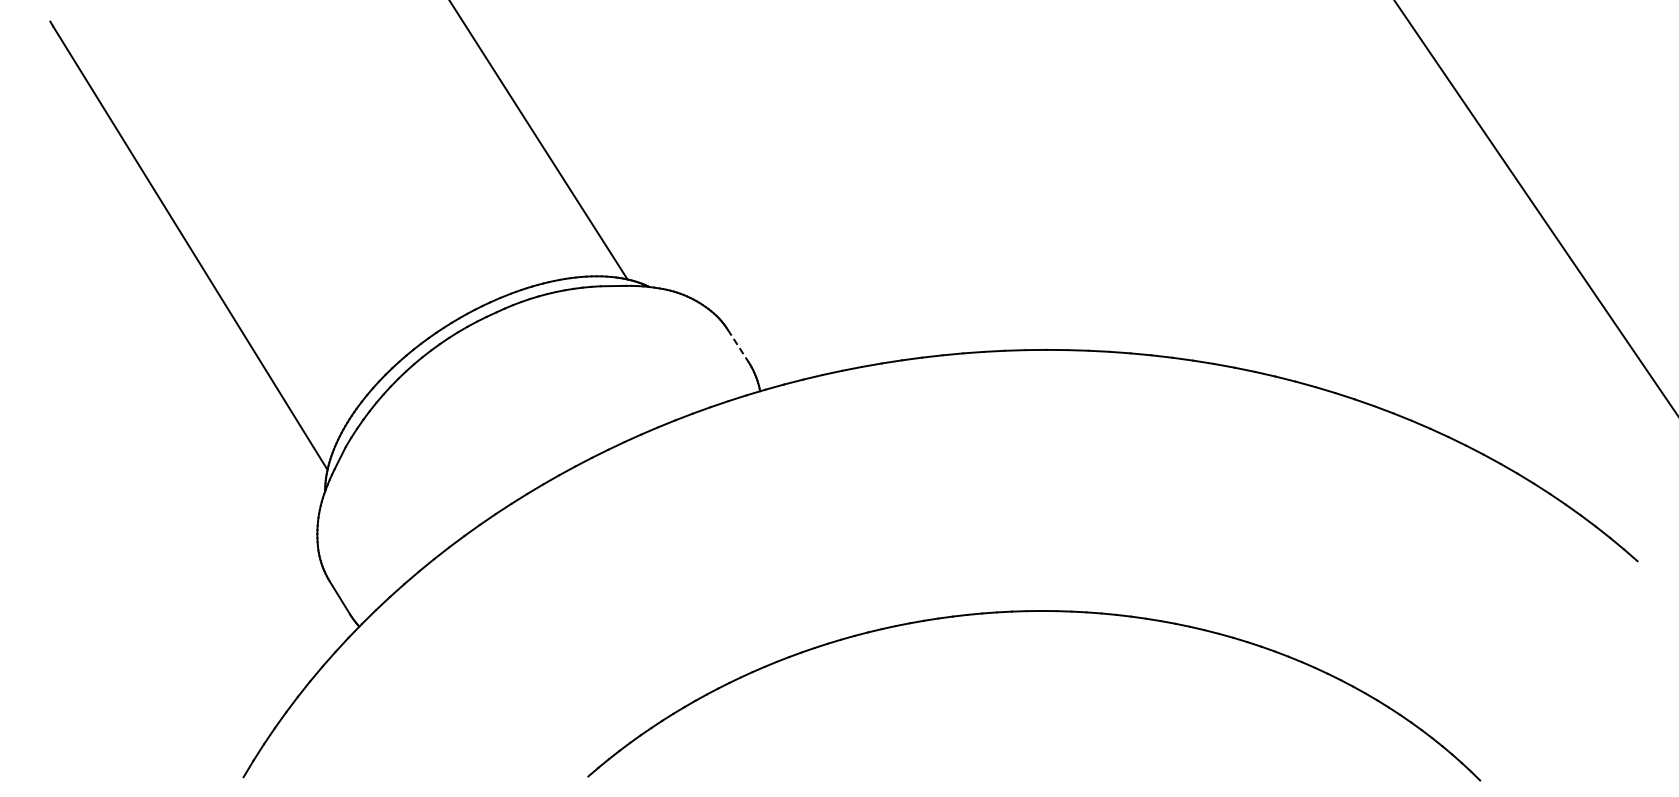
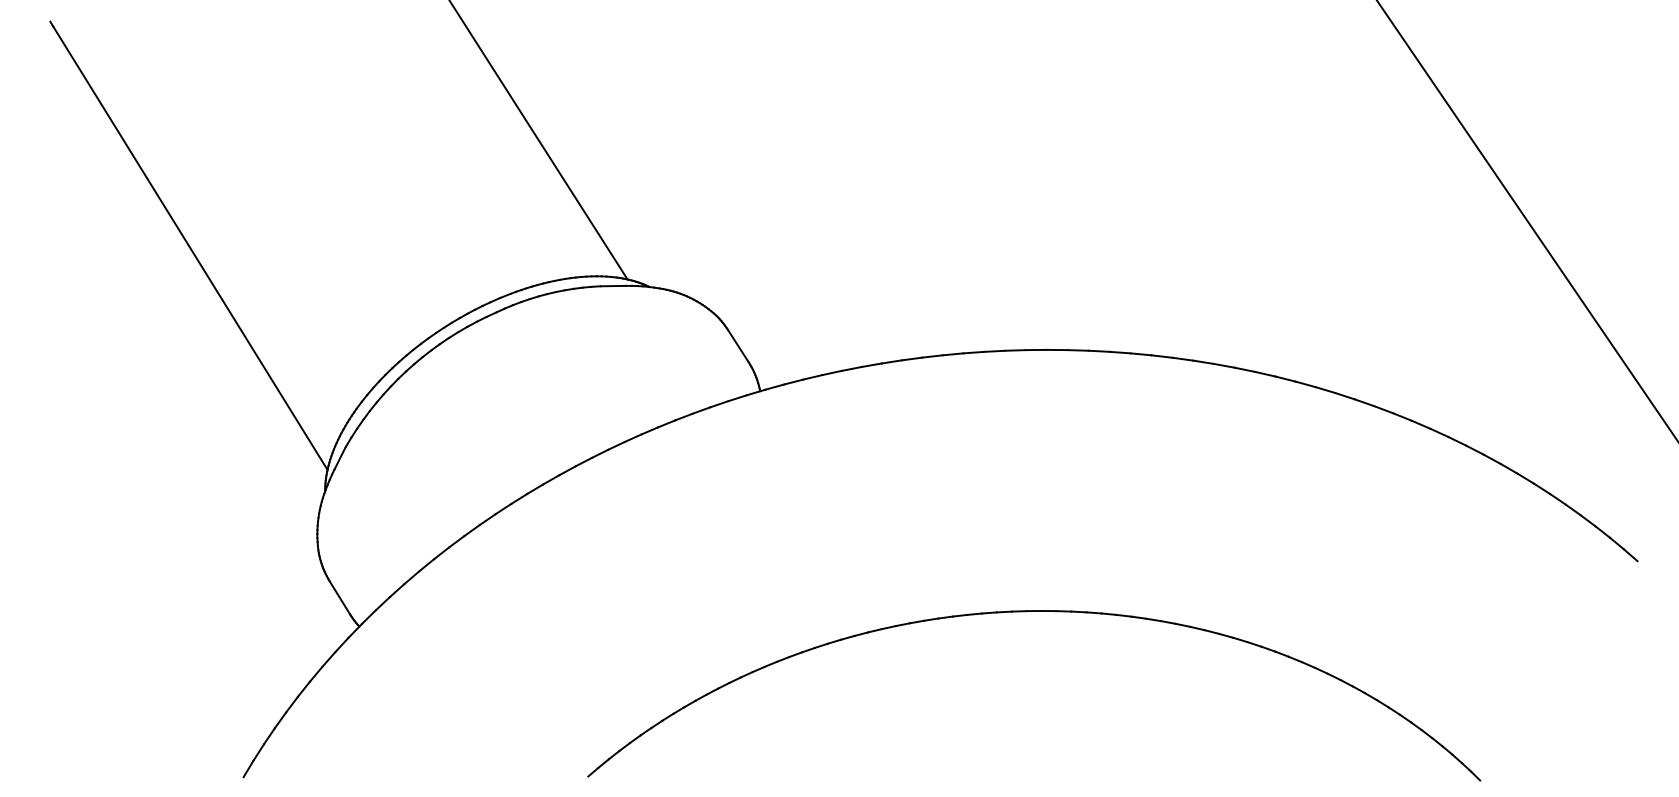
line position: (1535, 207) -> (1526, 220) (1526, 220)
line: dashed -> solid (738, 346)
